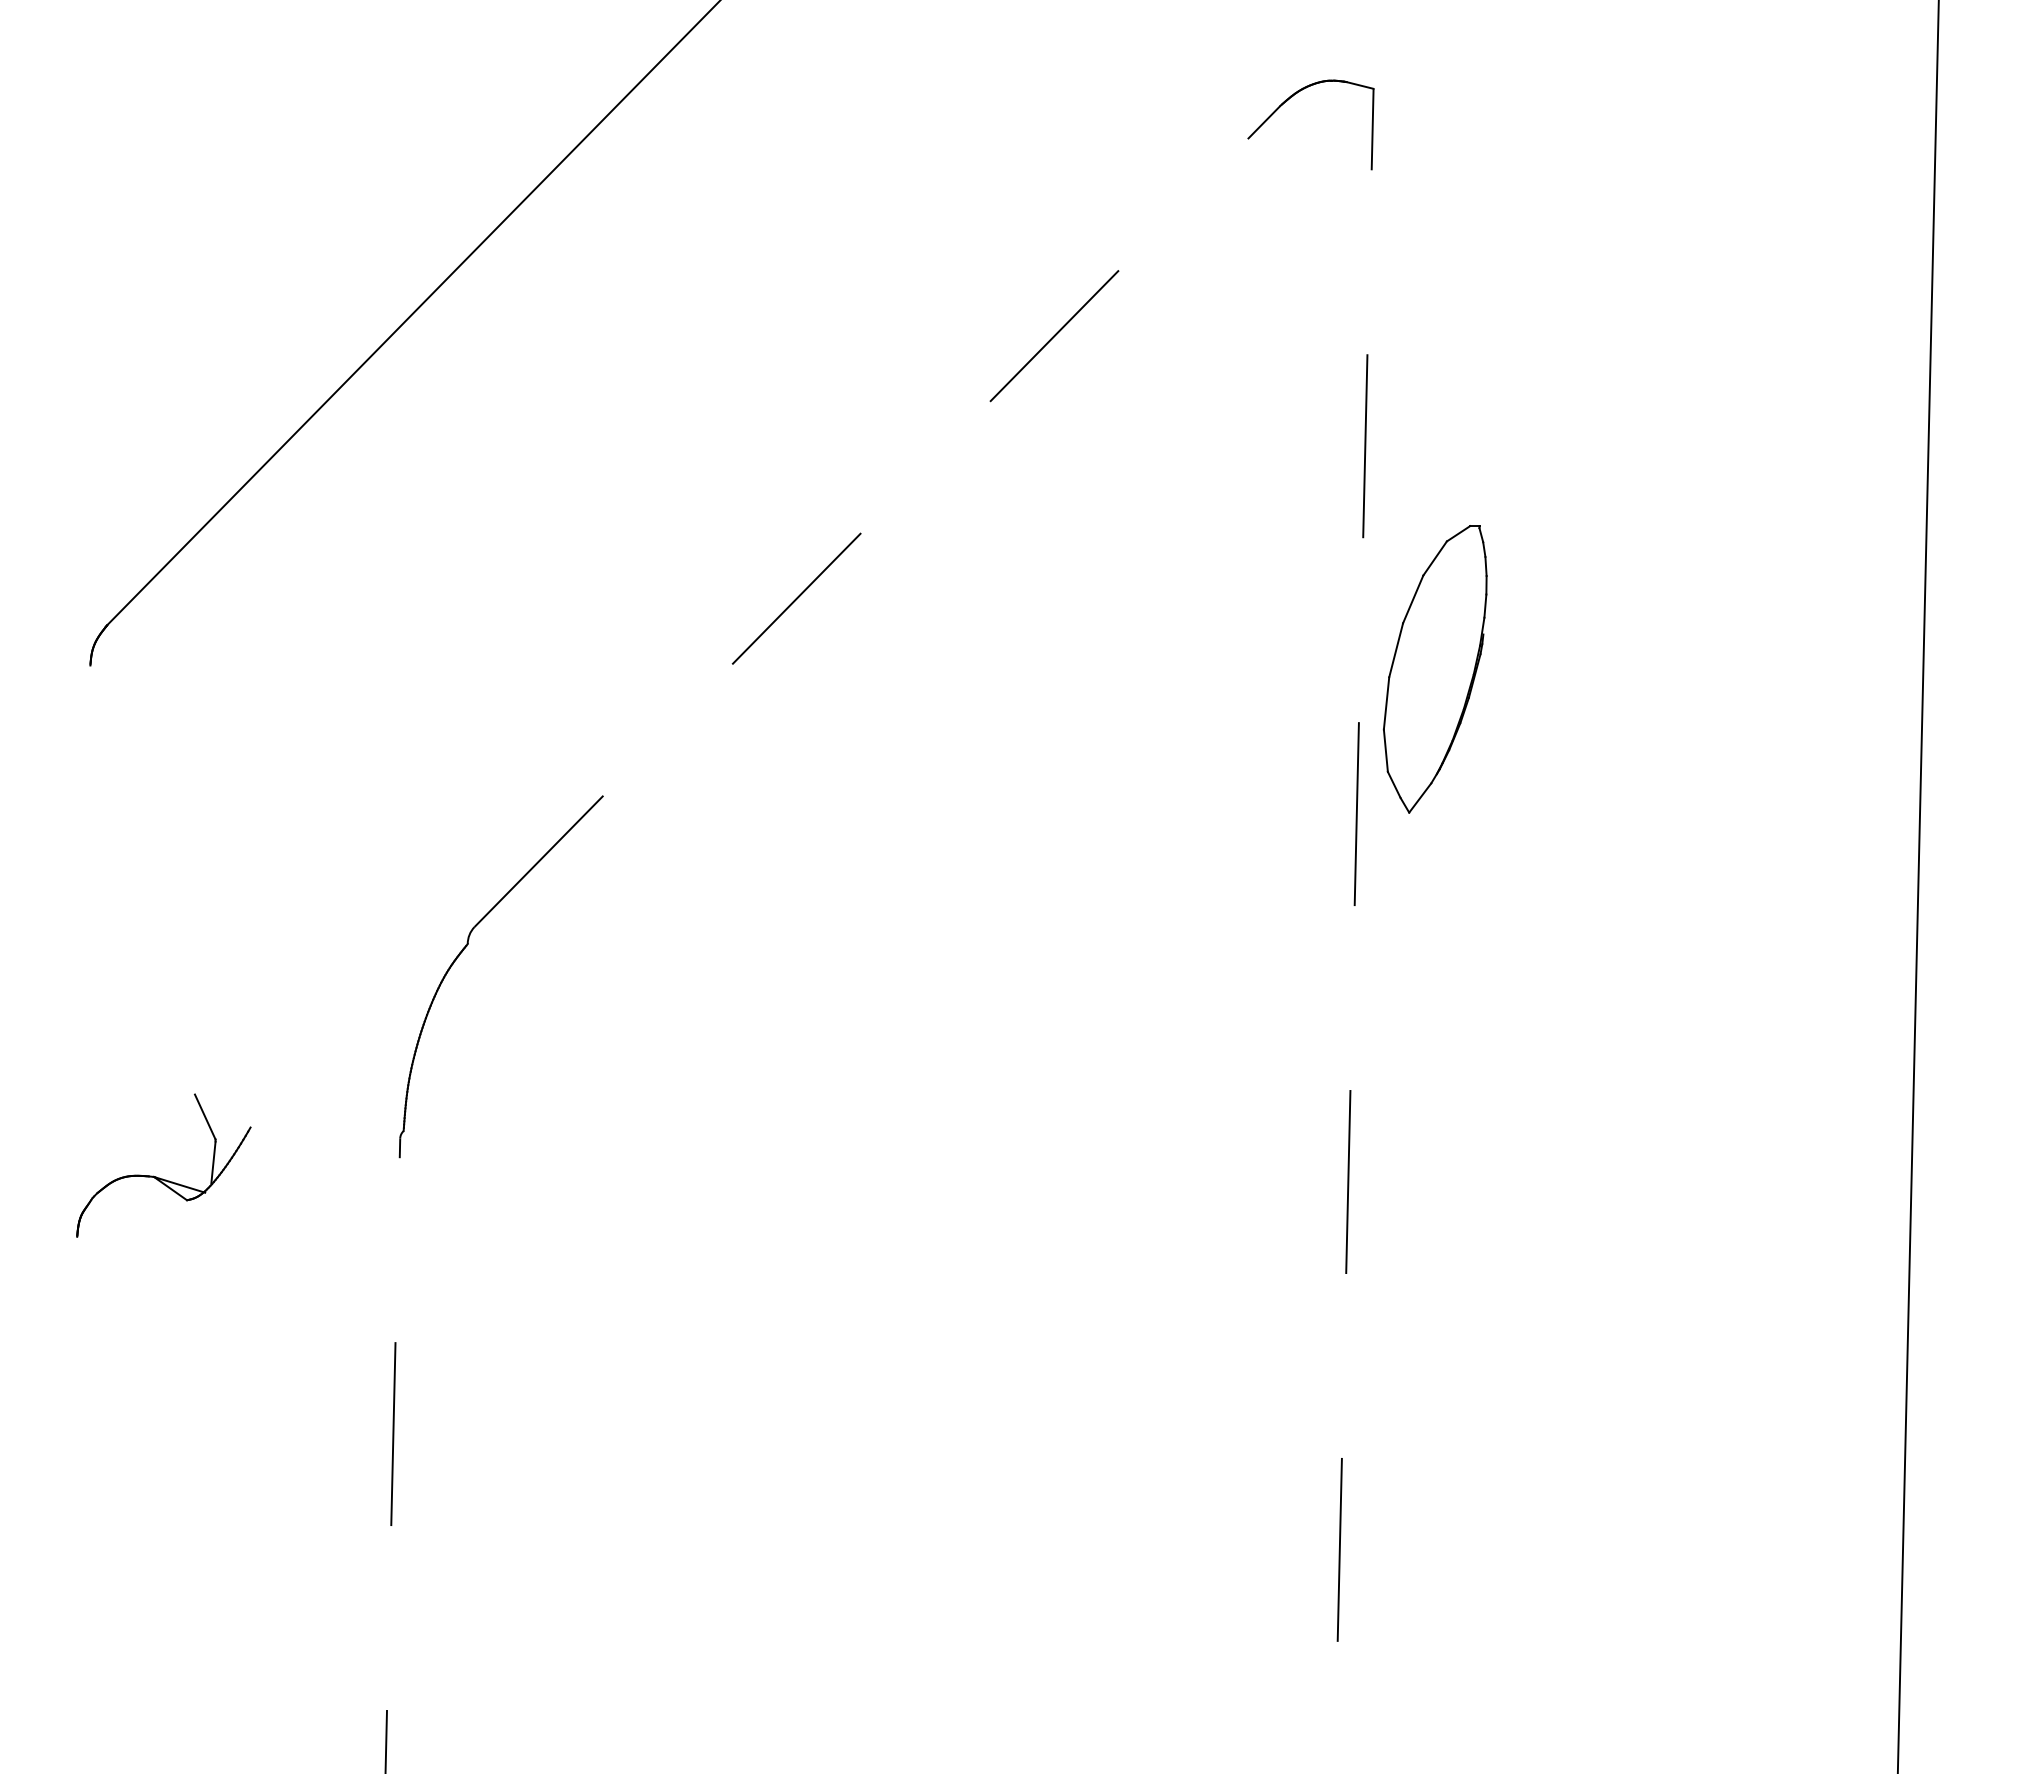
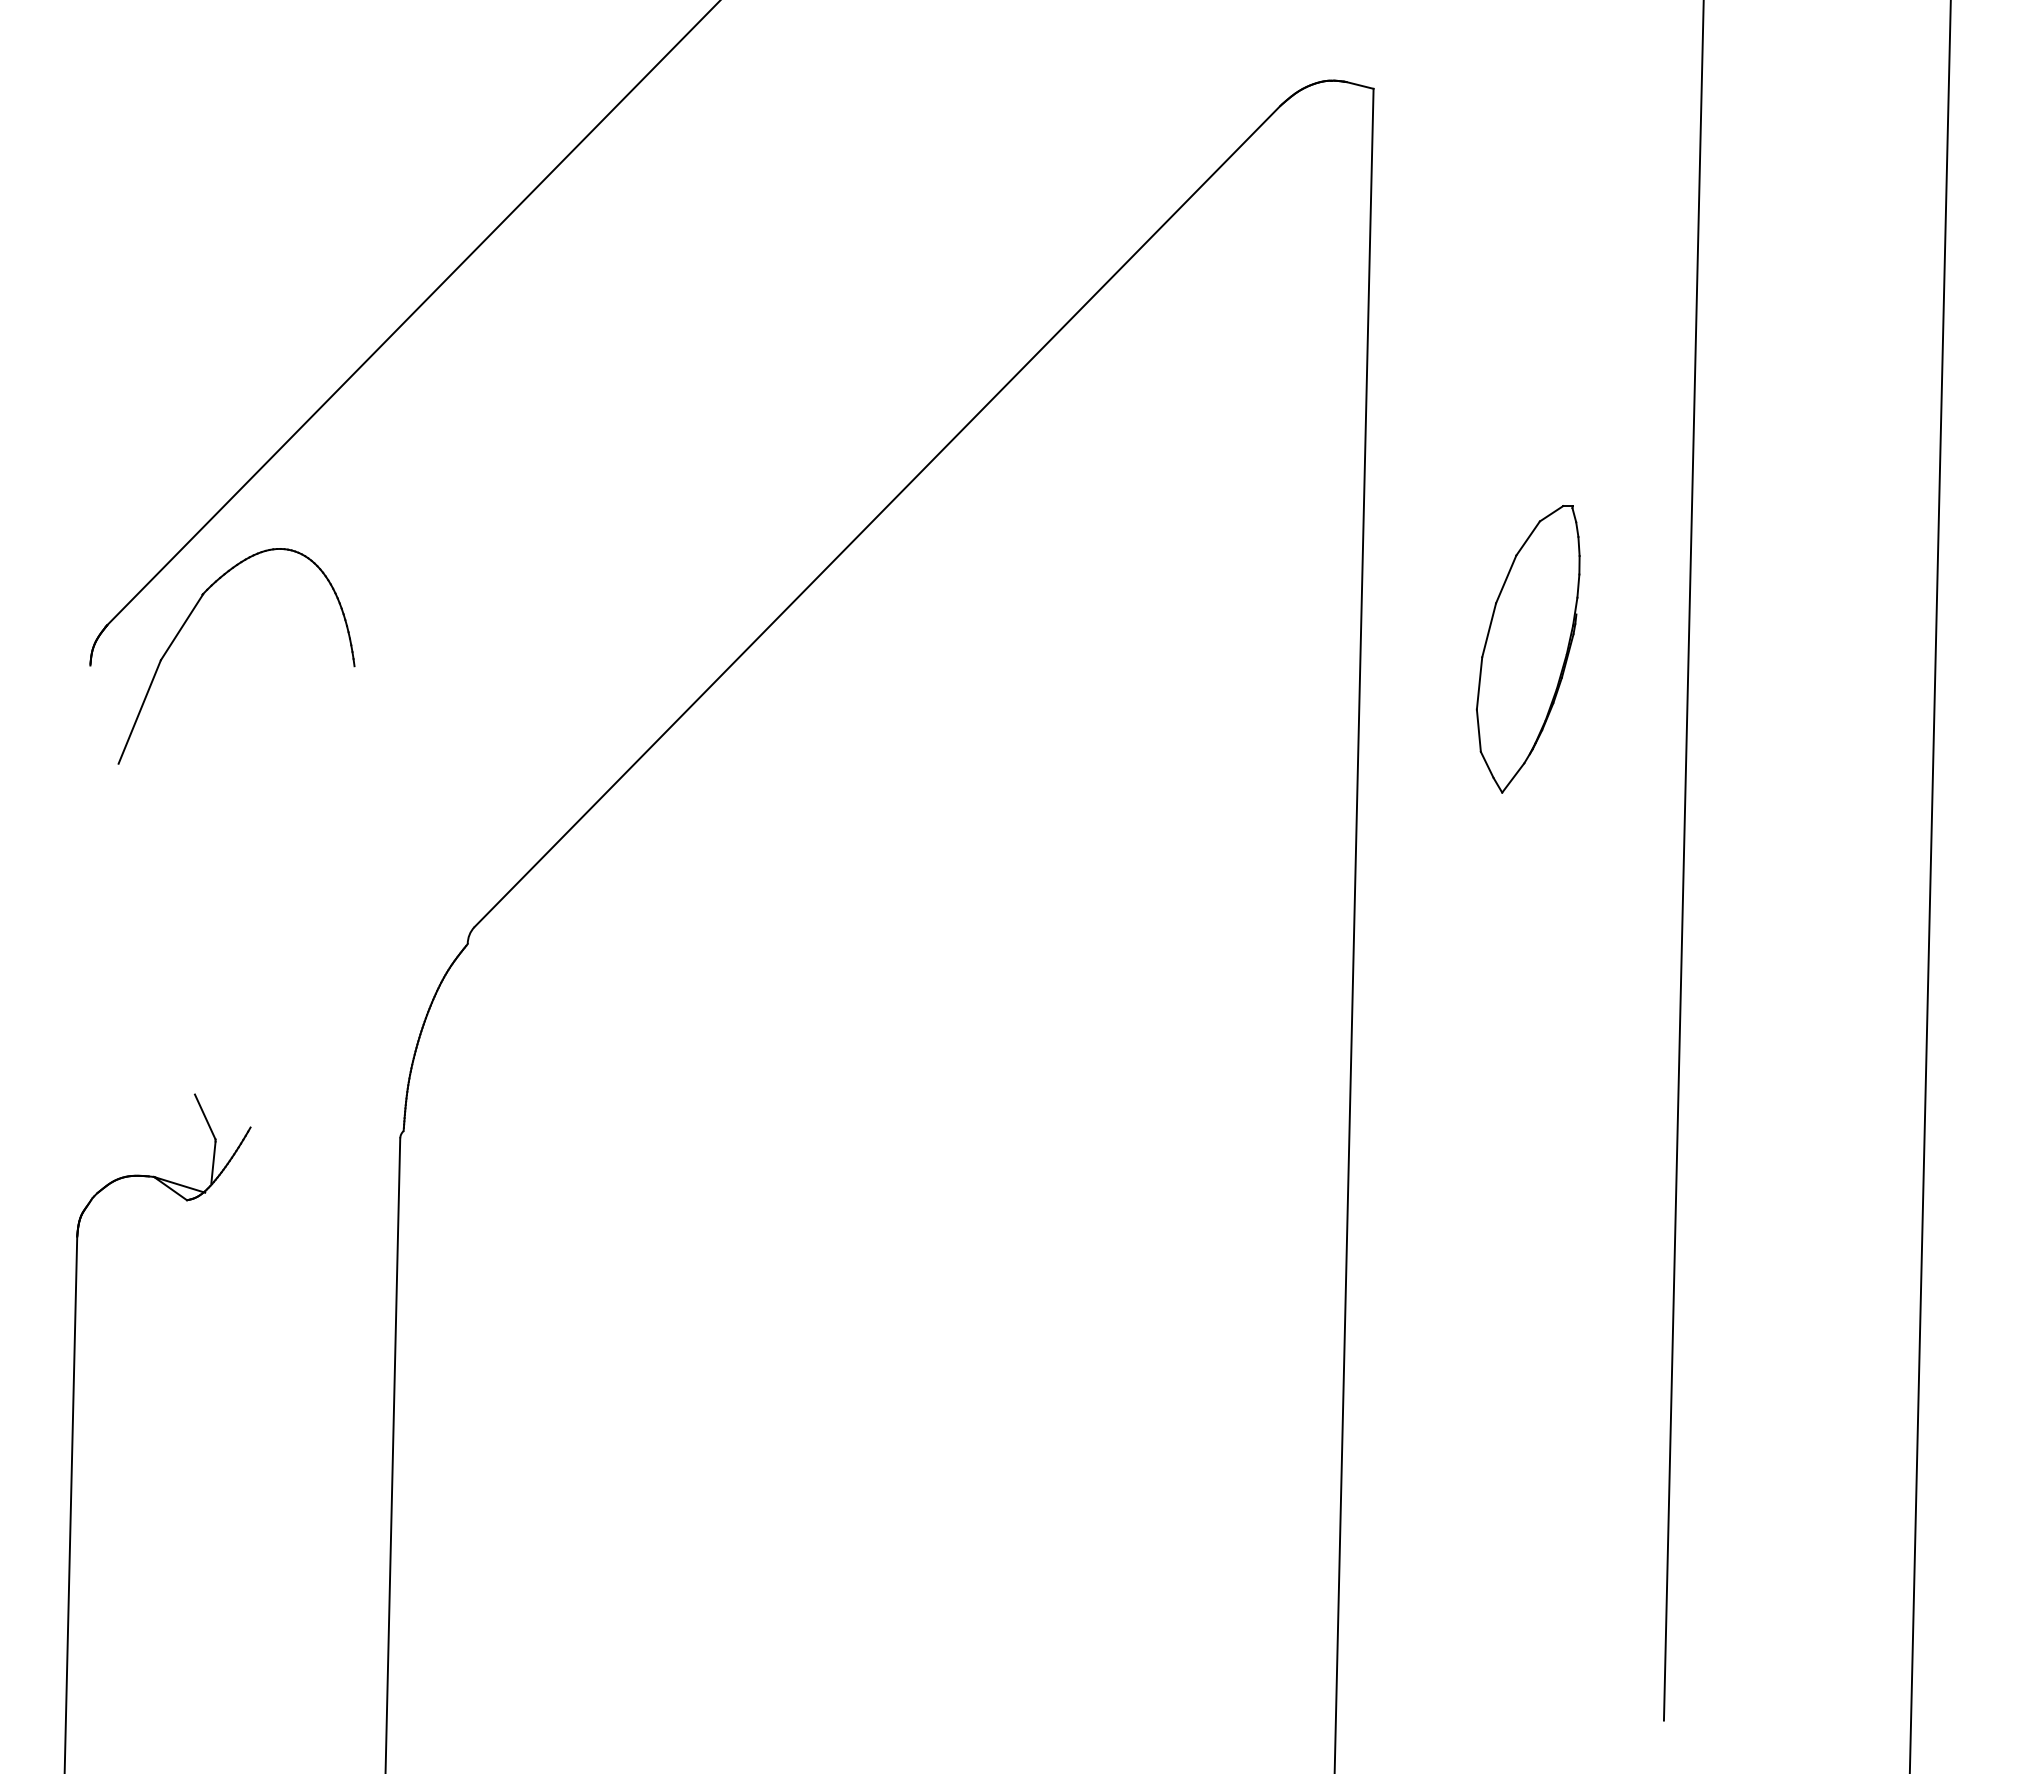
line: dashed -> solid (877, 516)
part: none -> present (186, 622)
part position: (1434, 669) -> (1527, 649) (1527, 649)
line: none -> present (1683, 861)
line position: (1917, 886) -> (1929, 886) (1929, 886)
line: dashed -> solid (1354, 931)
line: dashed -> solid (392, 1455)
line: none -> present (70, 1503)
